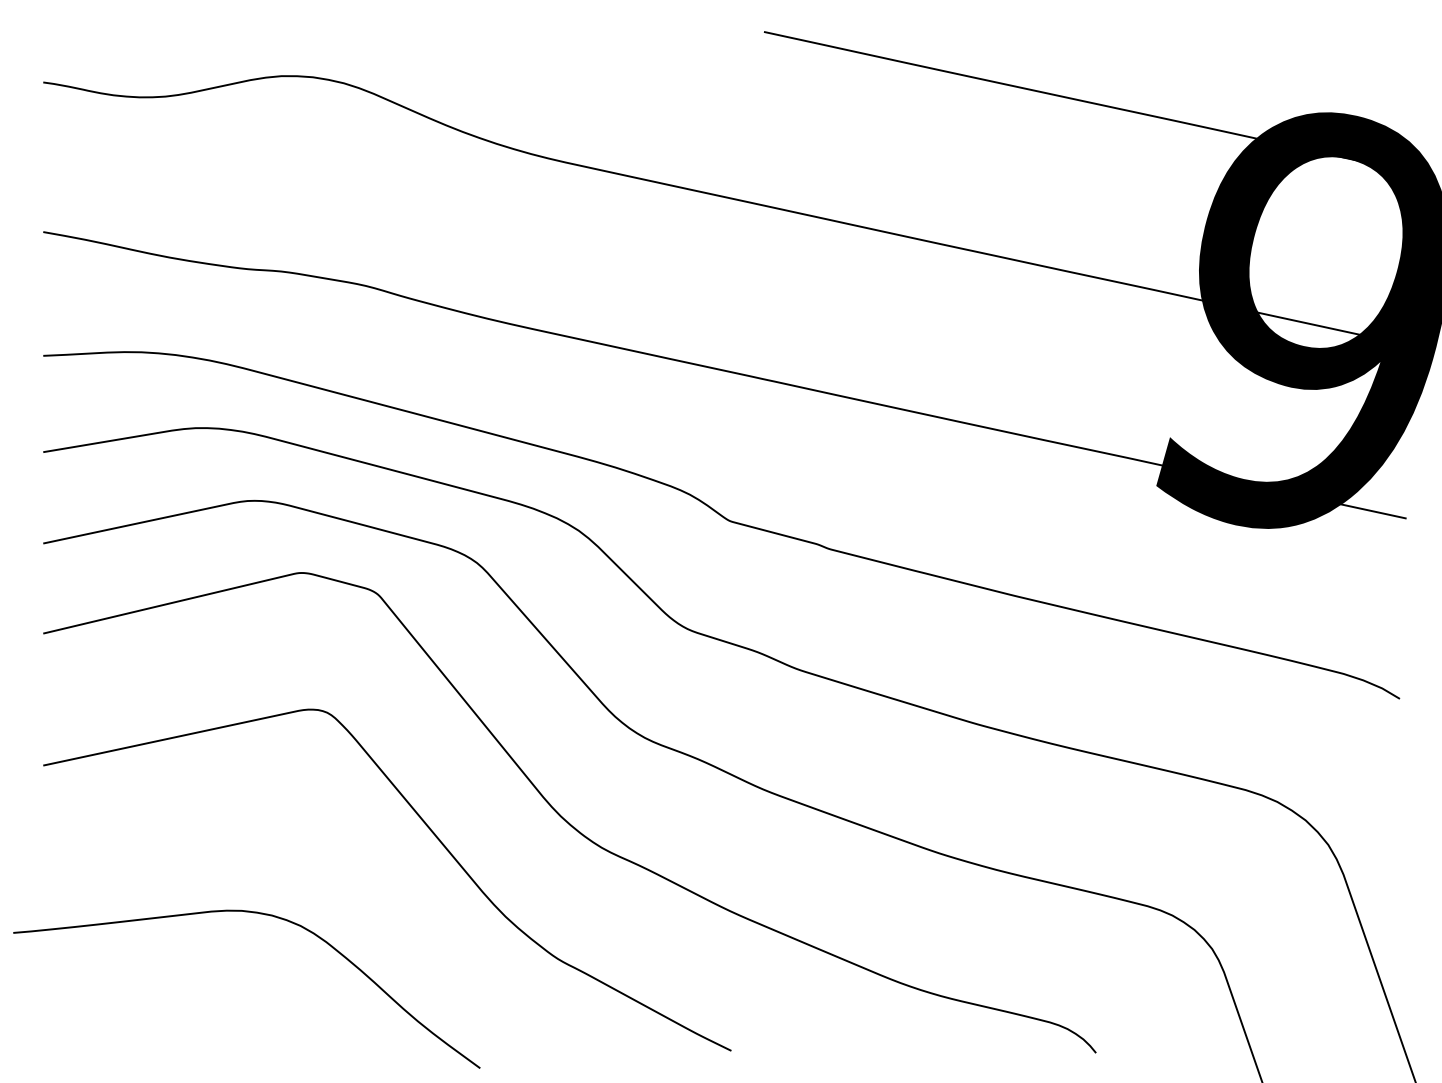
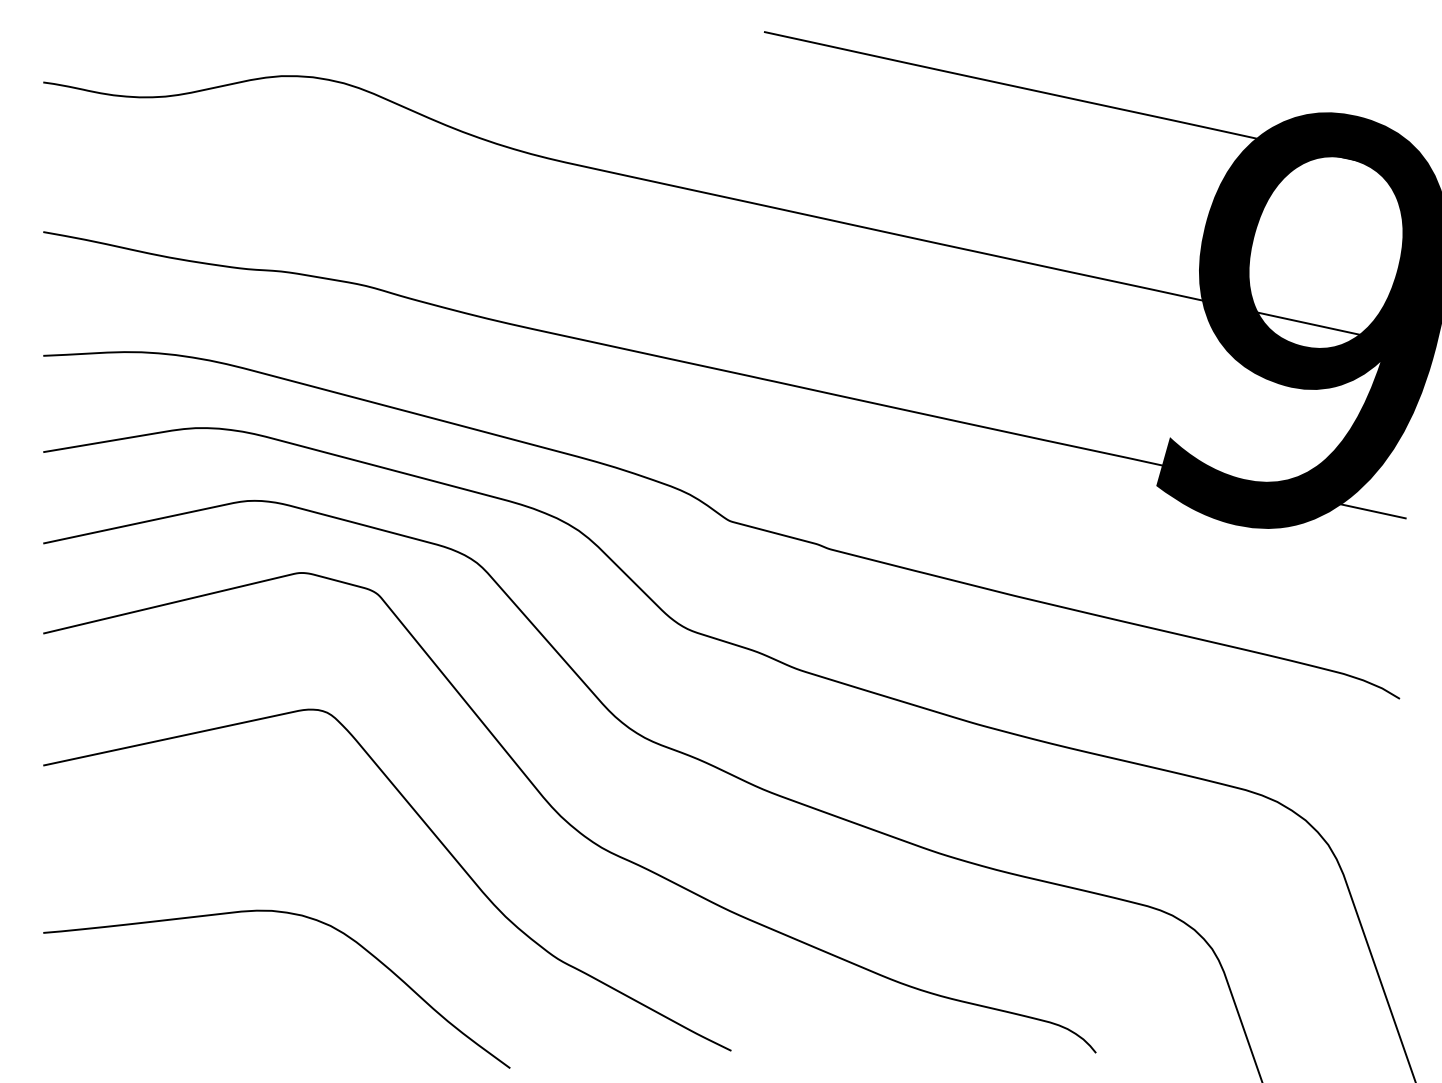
curve position: (260, 914) -> (290, 914) (290, 914)
